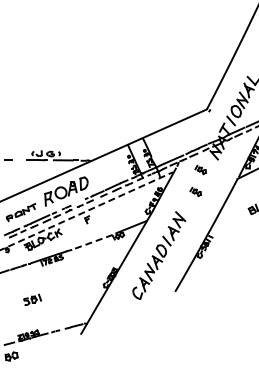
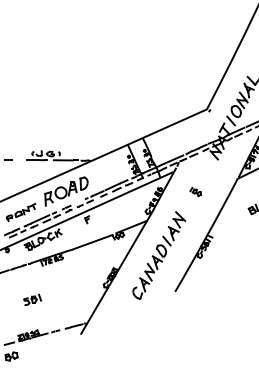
part: present -> none (200, 169)
line: dashed -> solid (87, 210)
line: dashed -> solid (92, 242)
